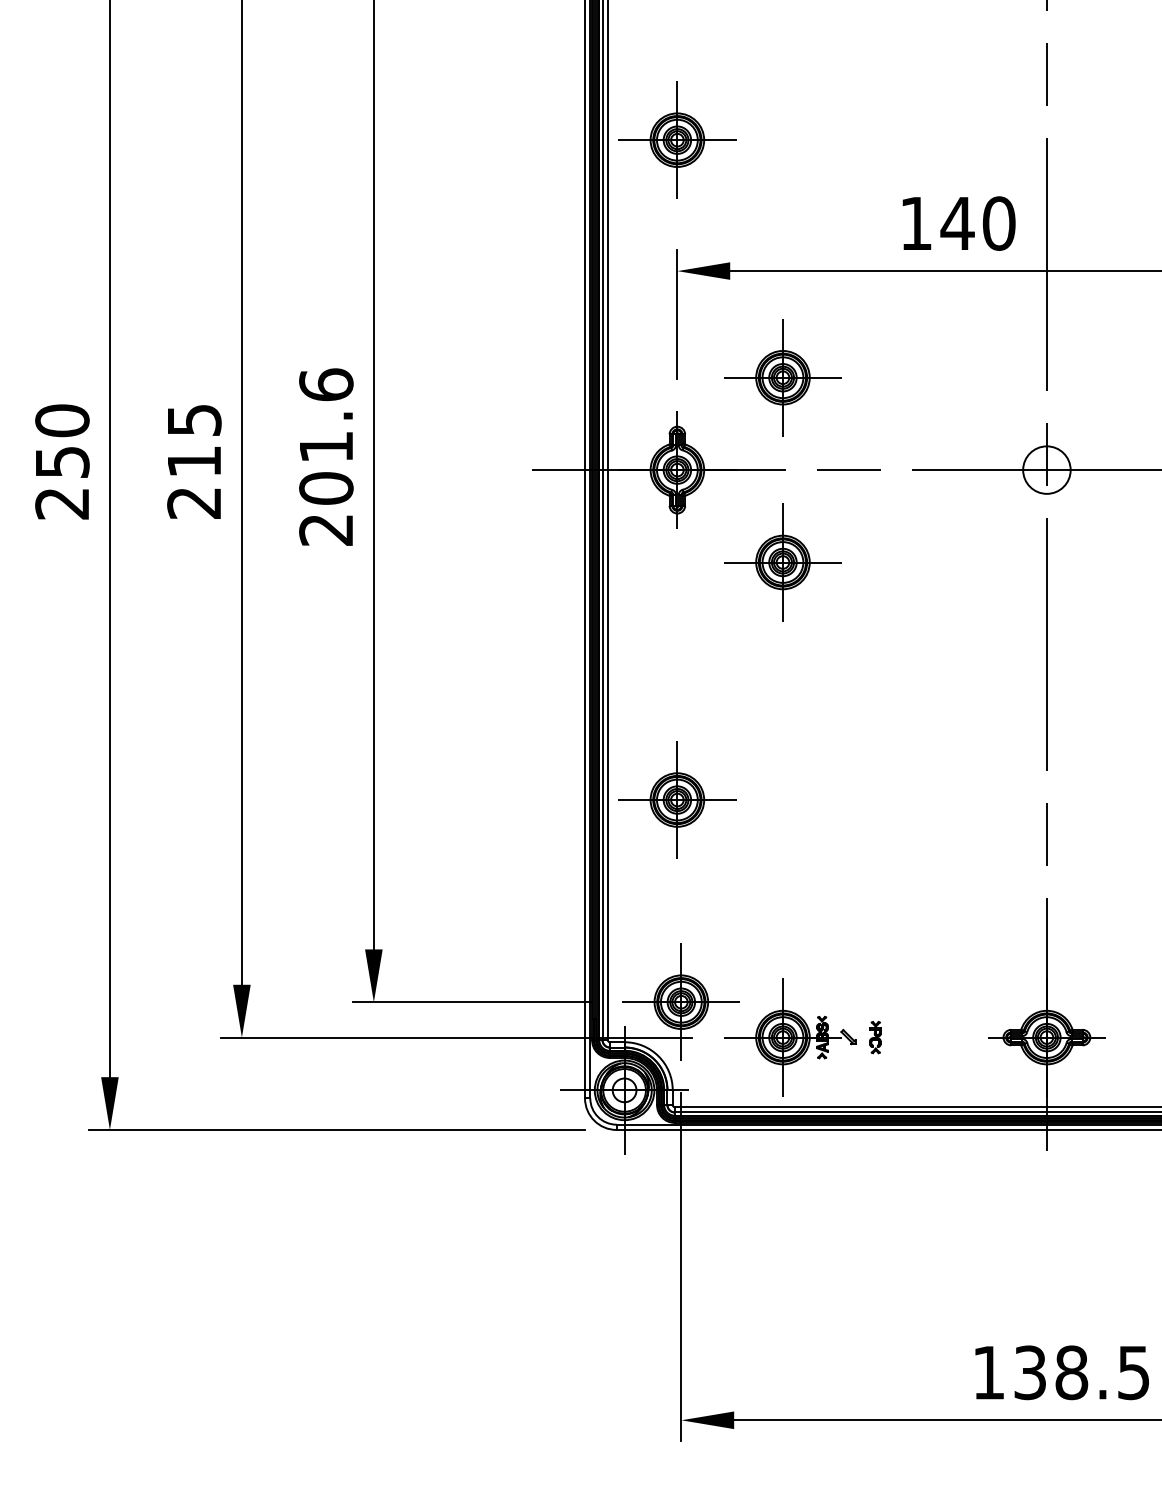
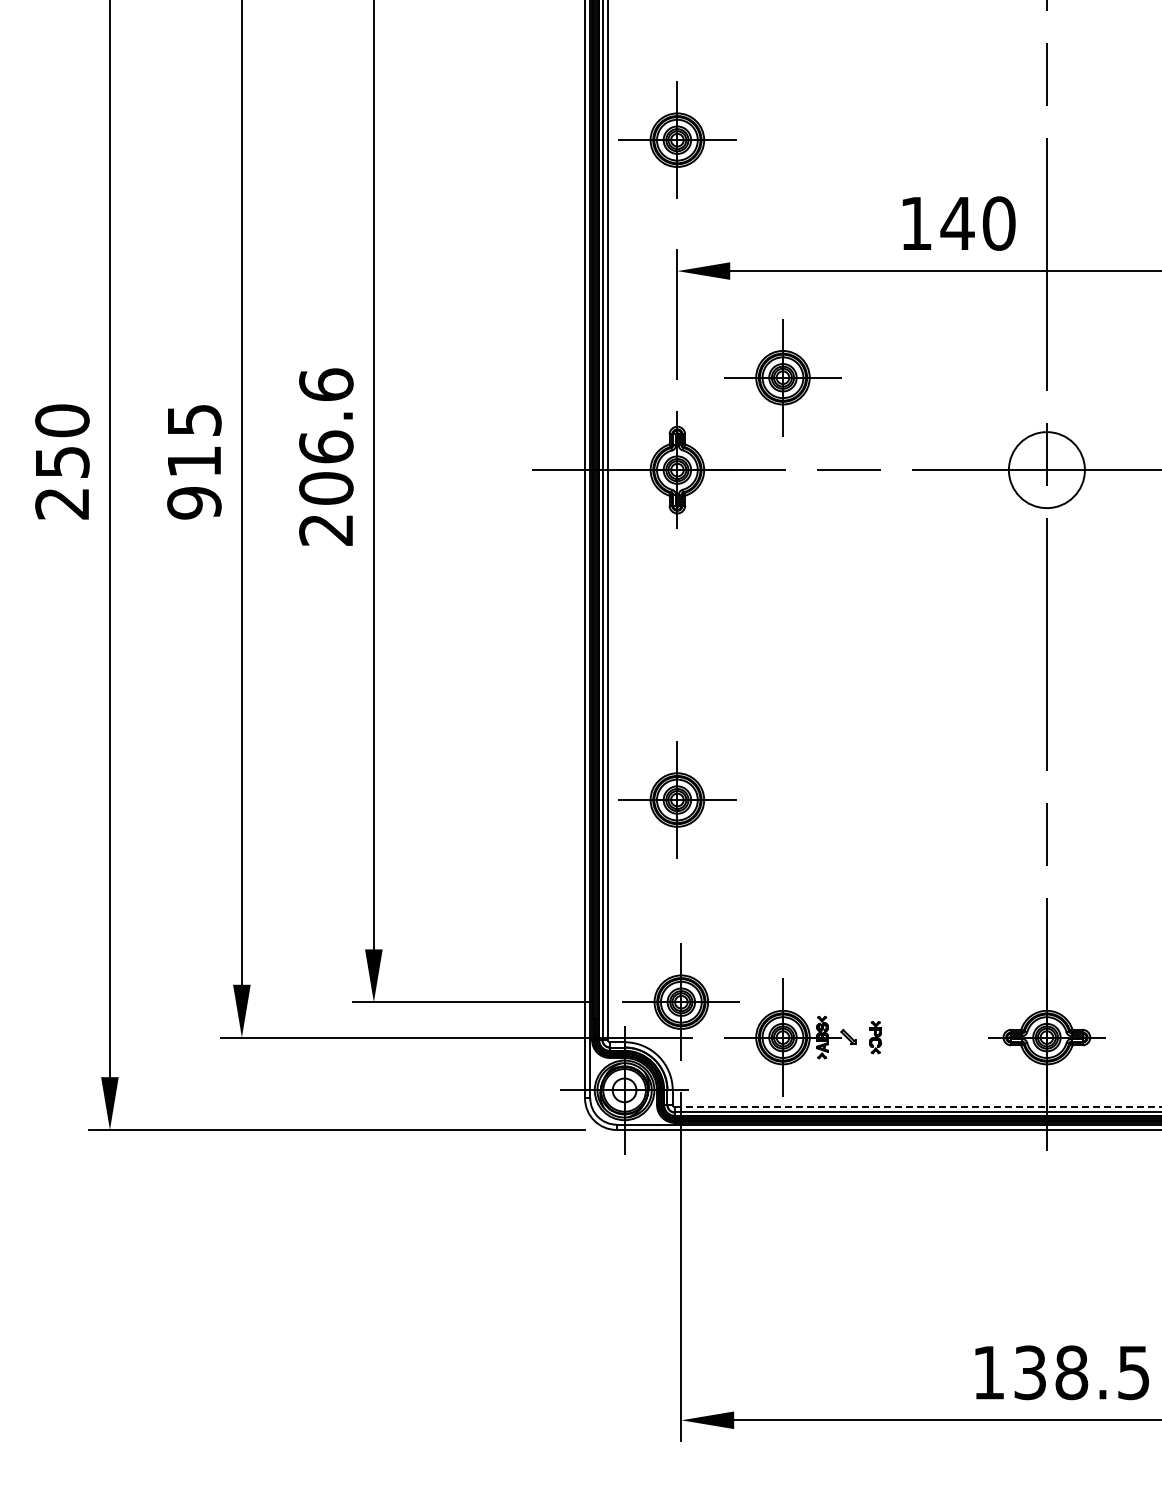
text: 201.6 -> 206.6 (326, 446)
circle diameter: 48 px -> 76 px (1046, 470)
text: 215 -> 915 (194, 503)
part: present -> none (782, 562)
line: solid -> dashed (918, 1107)
